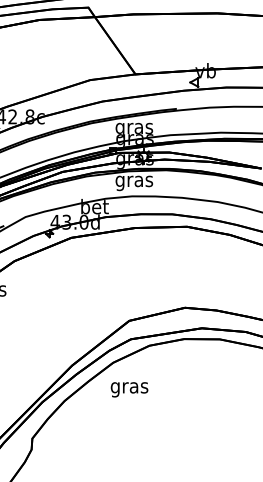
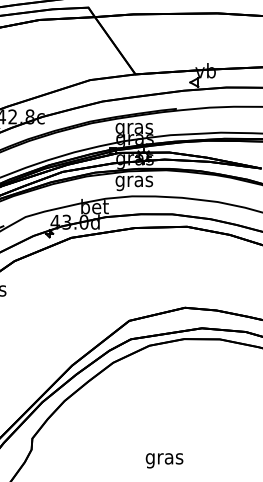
text position: (129, 389) -> (164, 460) (164, 460)
